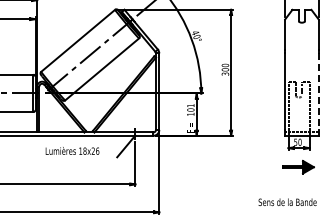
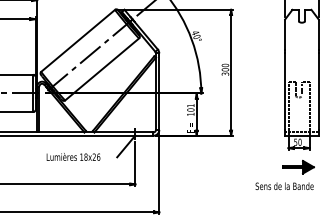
line: dashed -> solid (318, 92)
text position: (72, 150) -> (73, 156) (73, 156)
text position: (287, 202) -> (284, 186) (284, 186)
